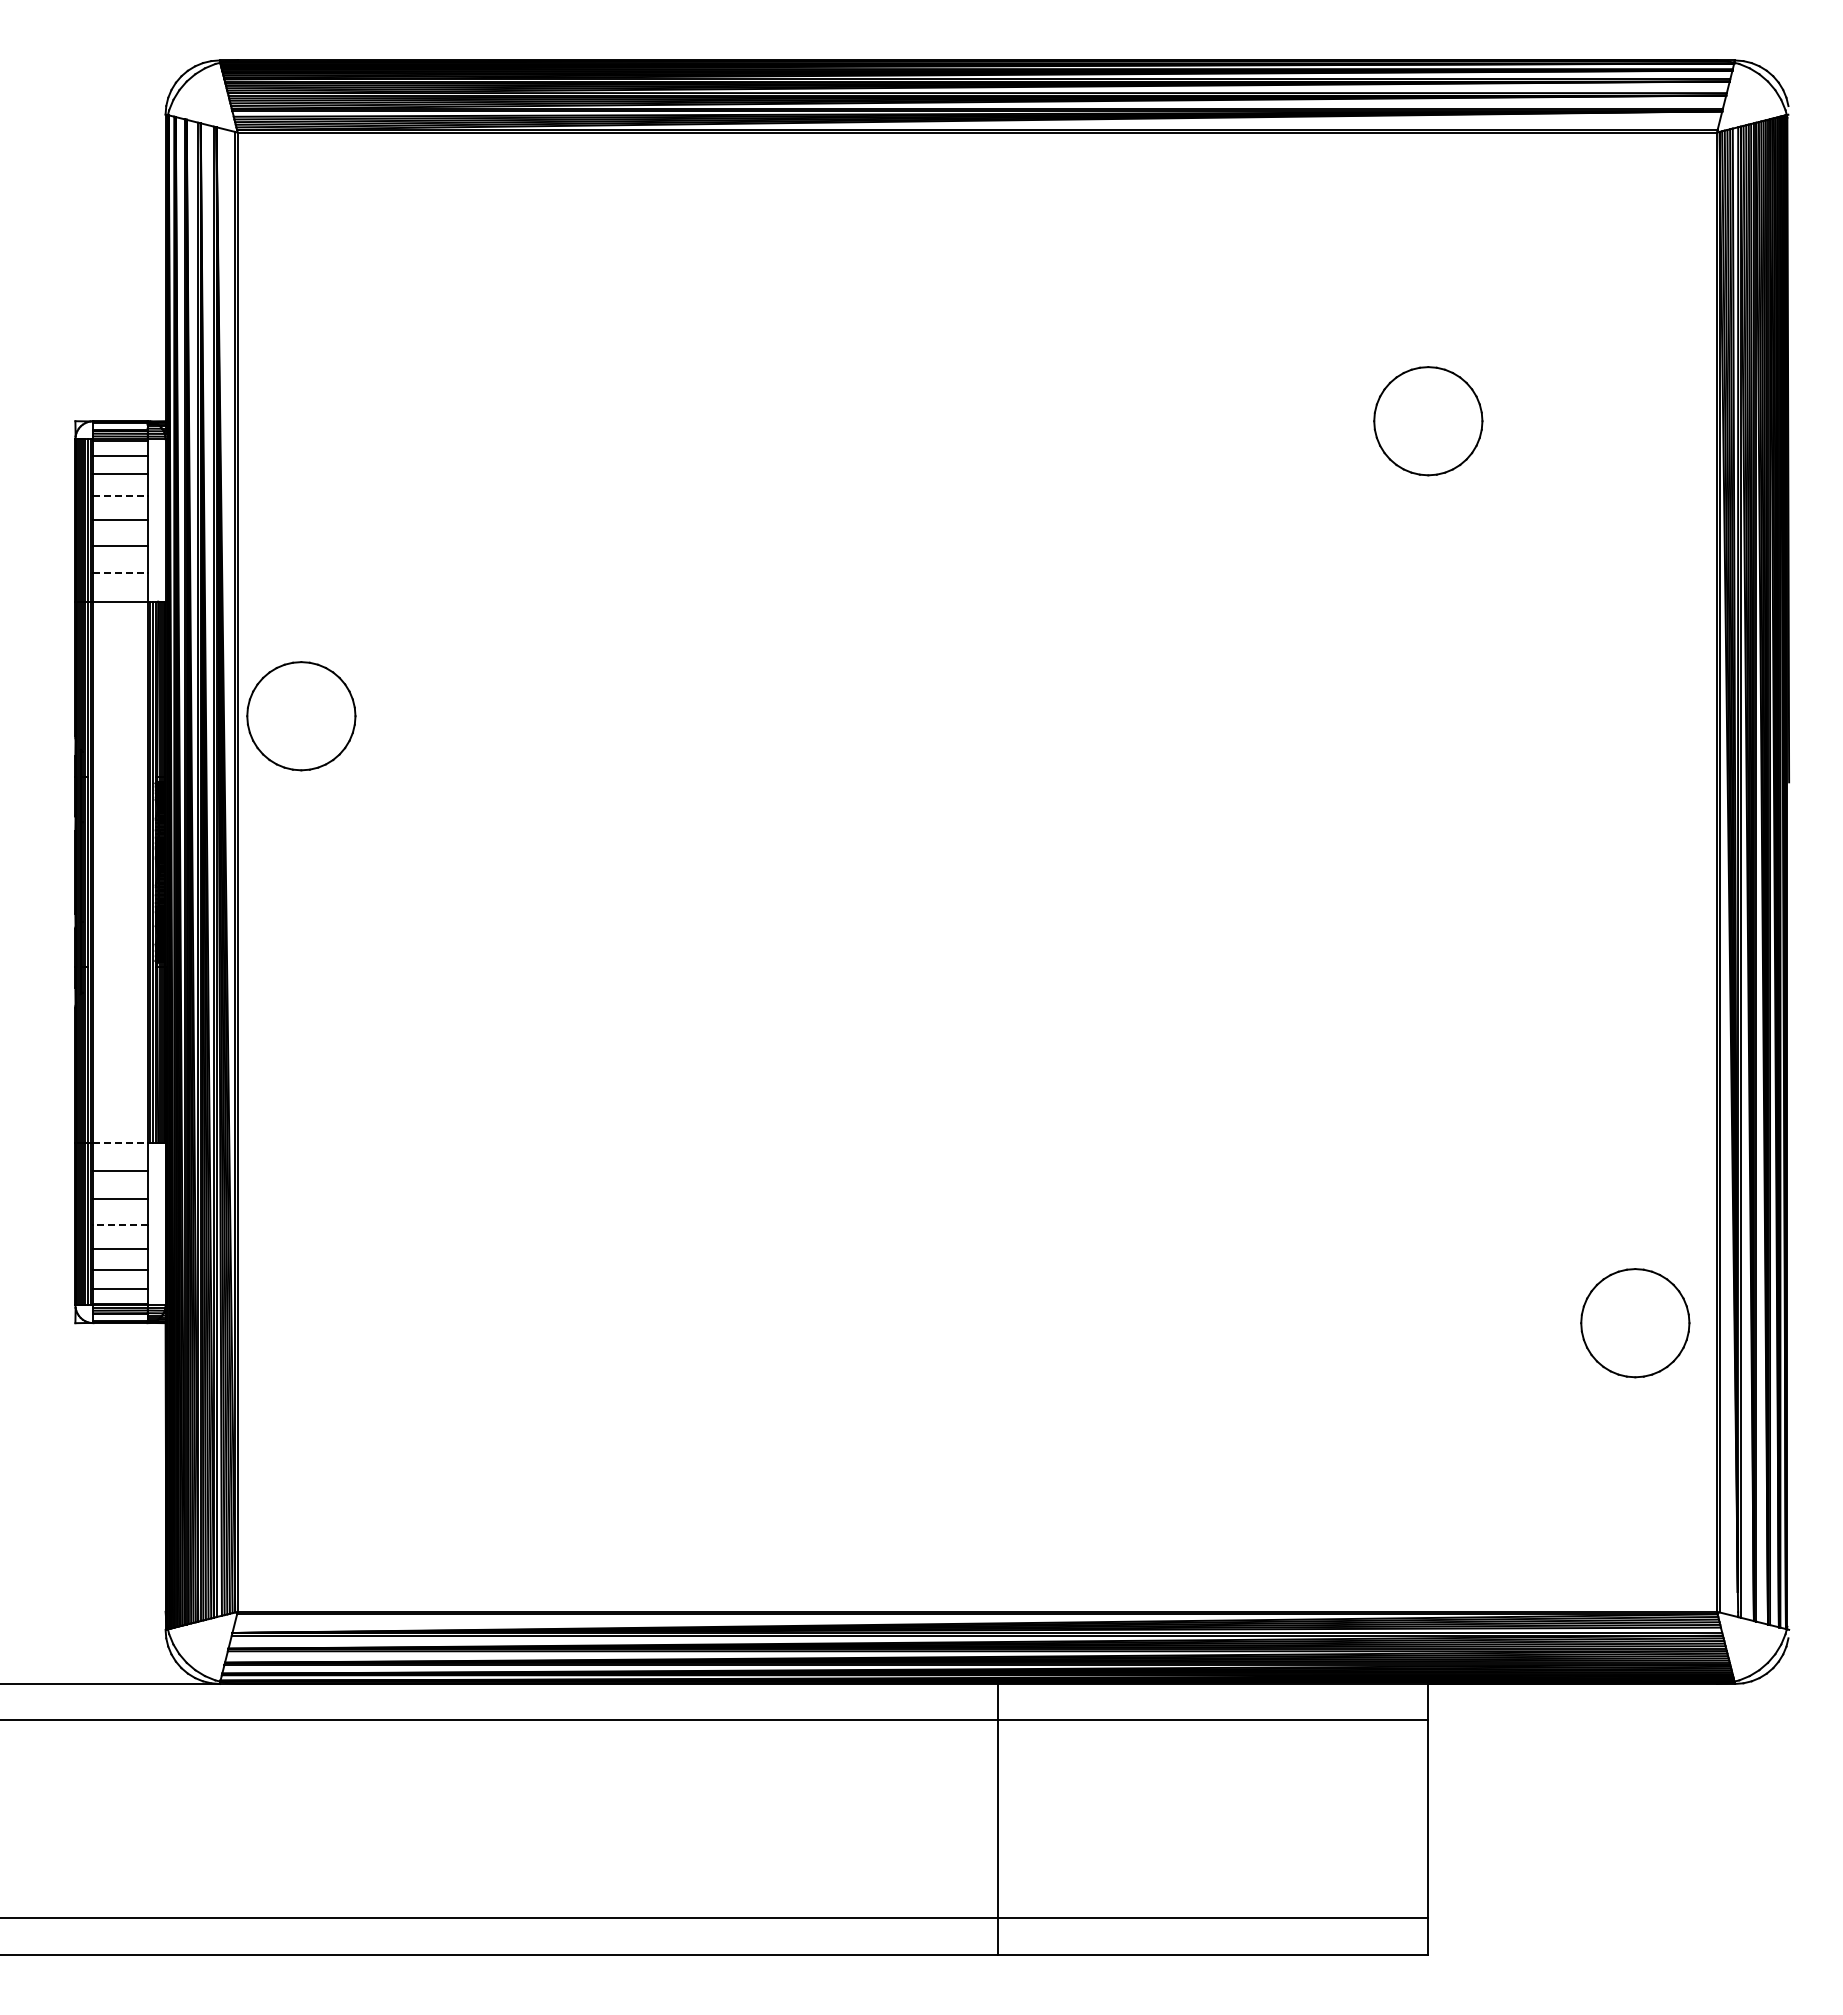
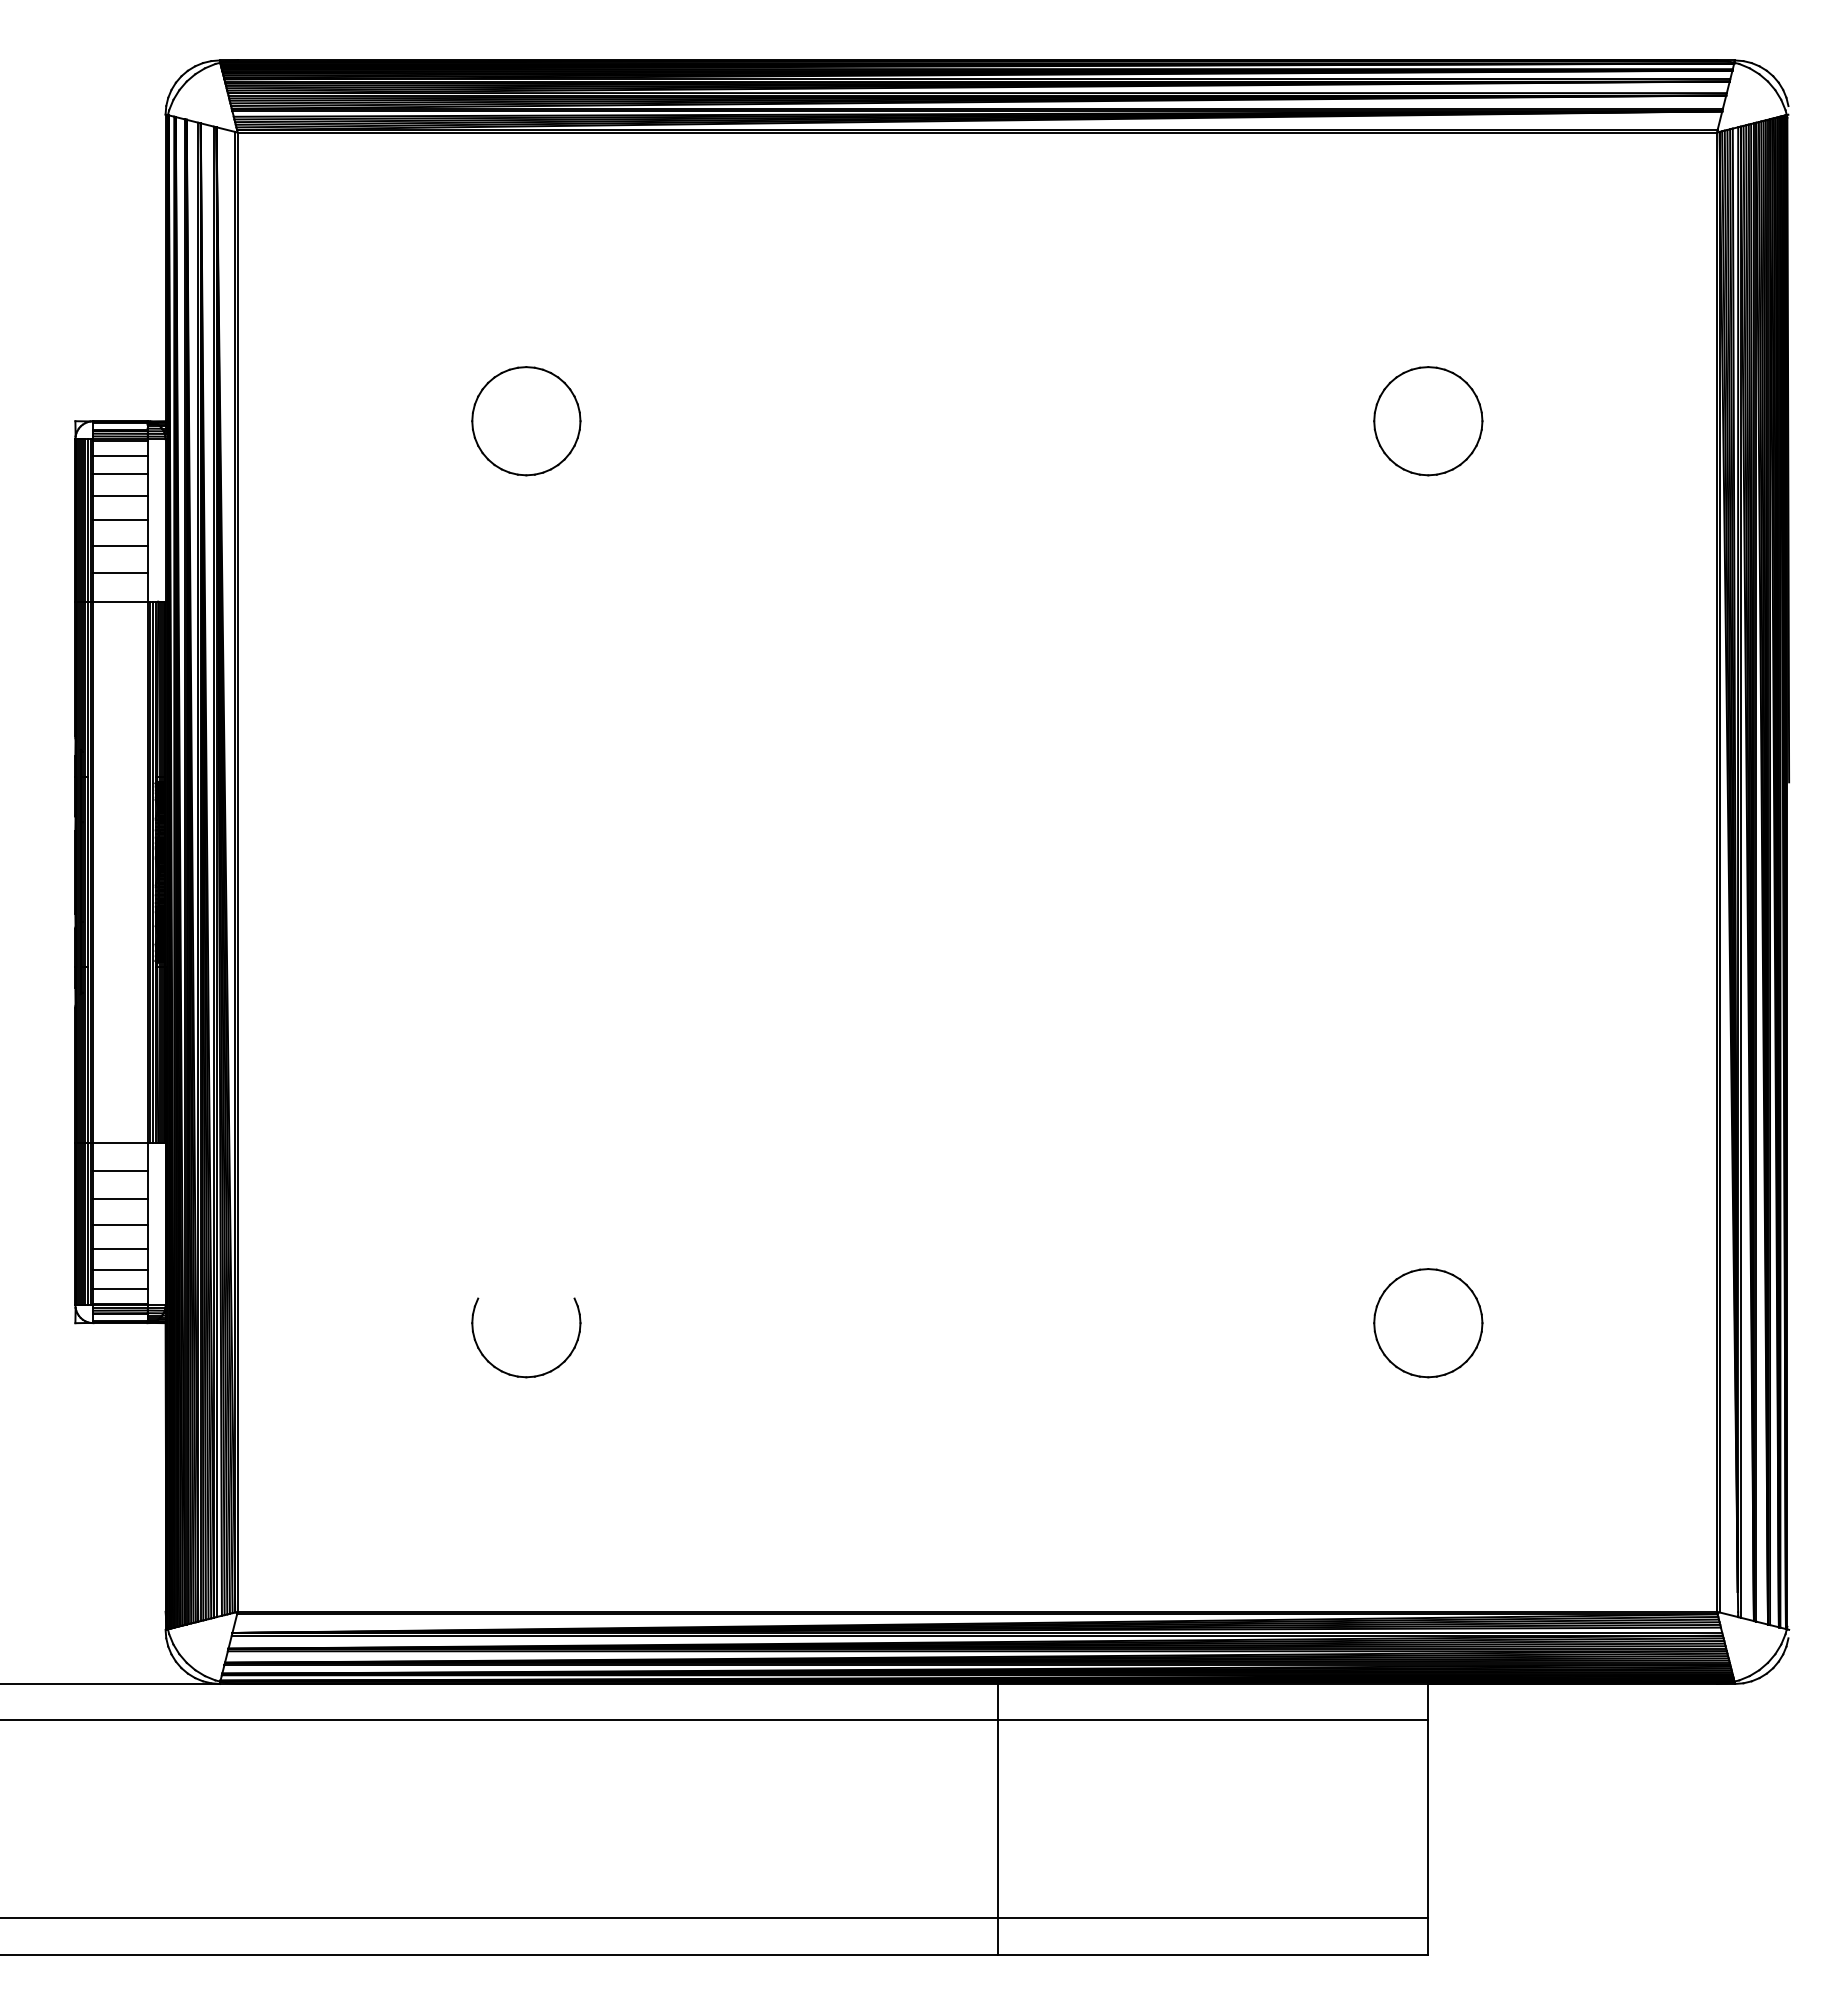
line: dashed -> solid (121, 495)
line: dashed -> solid (121, 573)
part position: (301, 716) -> (526, 421) (526, 421)
line: dashed -> solid (121, 1142)
line: dashed -> solid (120, 1224)
part position: (1635, 1323) -> (1428, 1323) (1428, 1323)
part: none -> present (520, 1375)
